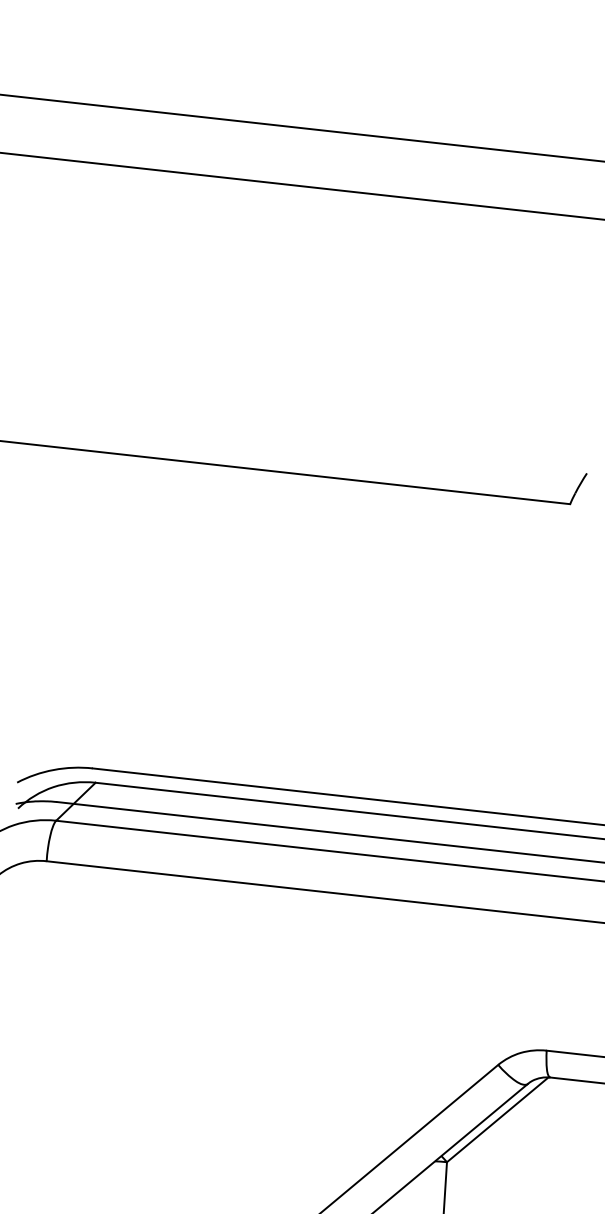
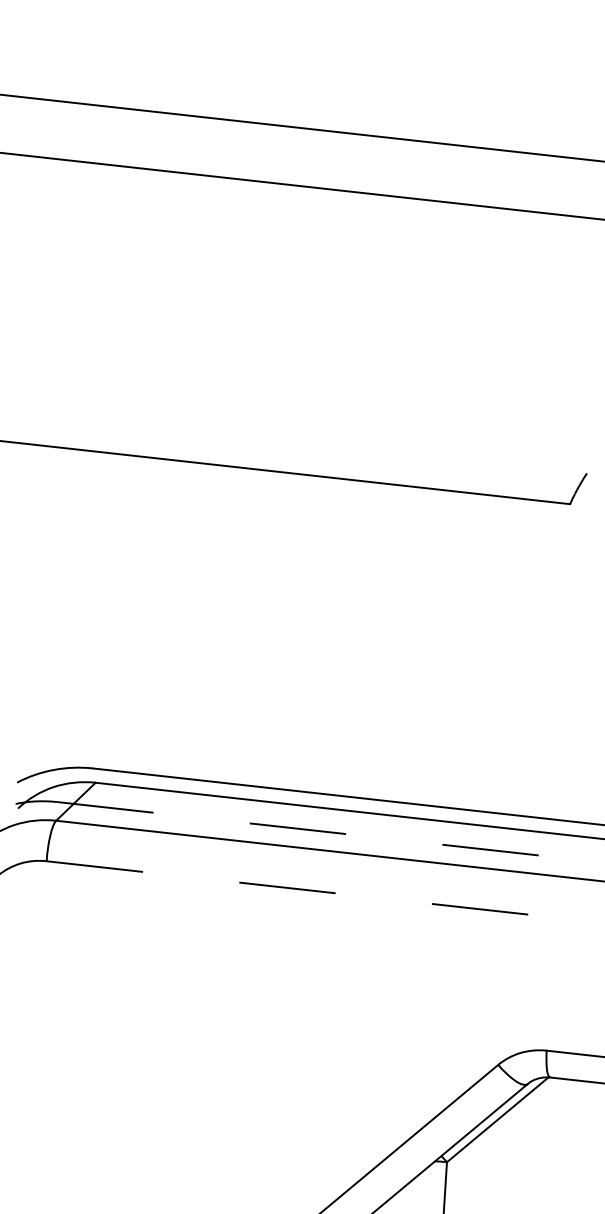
line: solid -> dashed (331, 832)
line: solid -> dashed (325, 892)
